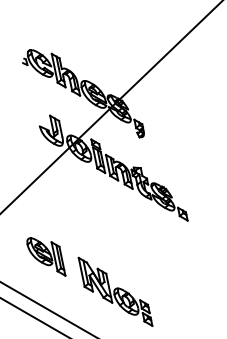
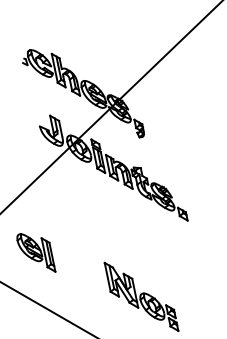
part position: (46, 256) -> (36, 252) (36, 252)
part position: (115, 291) -> (141, 296) (141, 296)
line: present -> none (34, 317)
